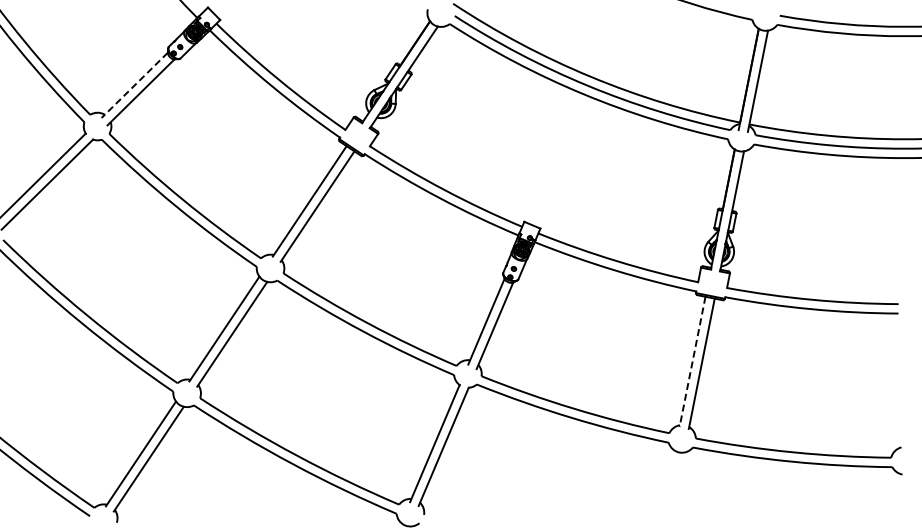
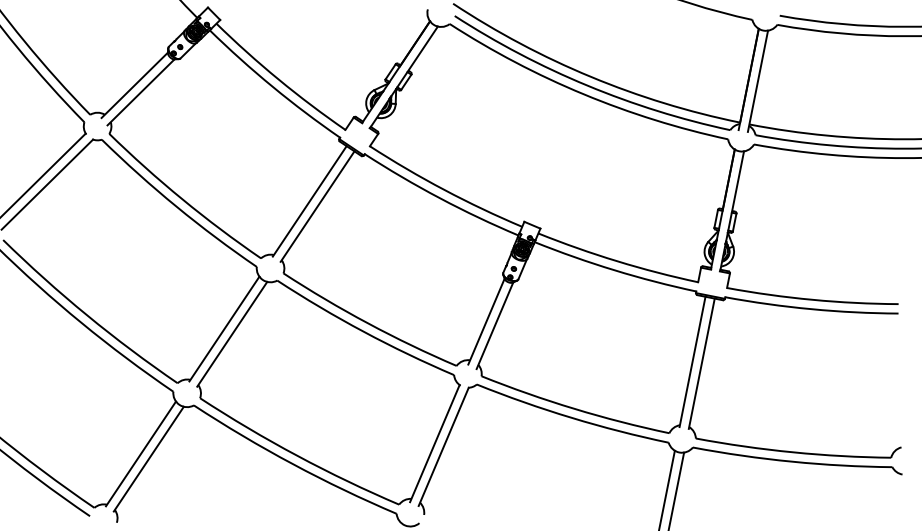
line: dashed -> solid (134, 85)
line: dashed -> solid (692, 362)
line: none -> present (666, 488)
line: none -> present (676, 489)
